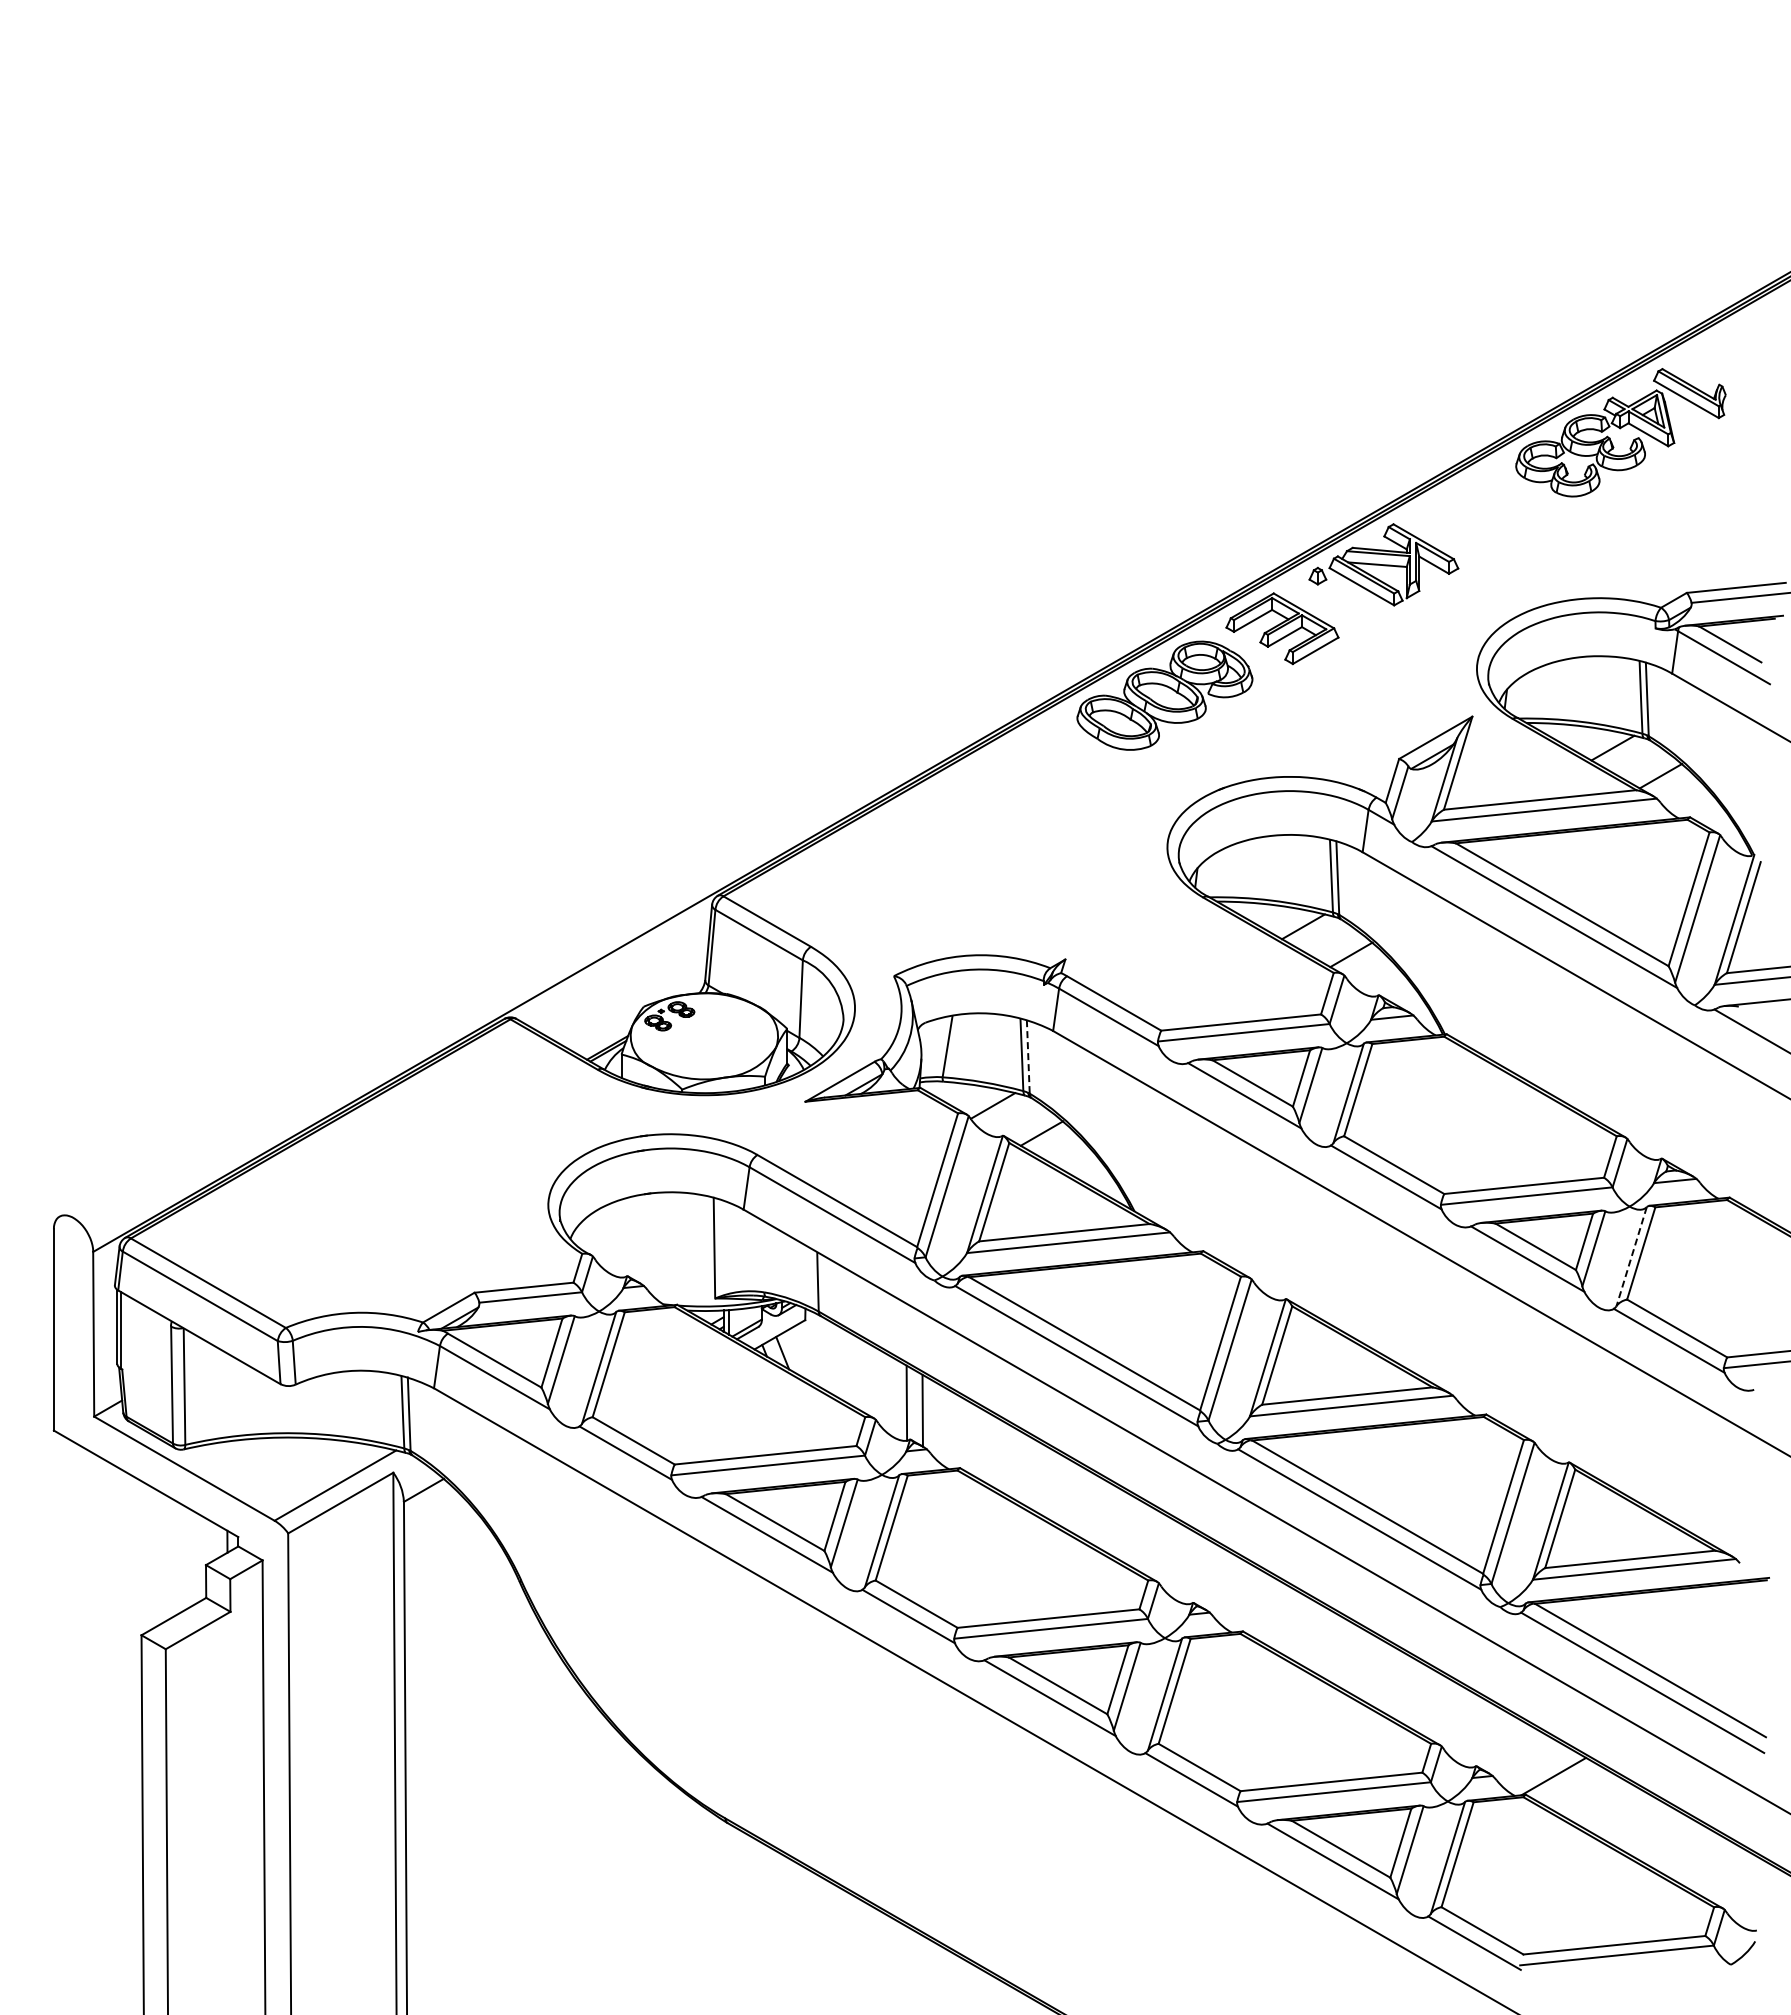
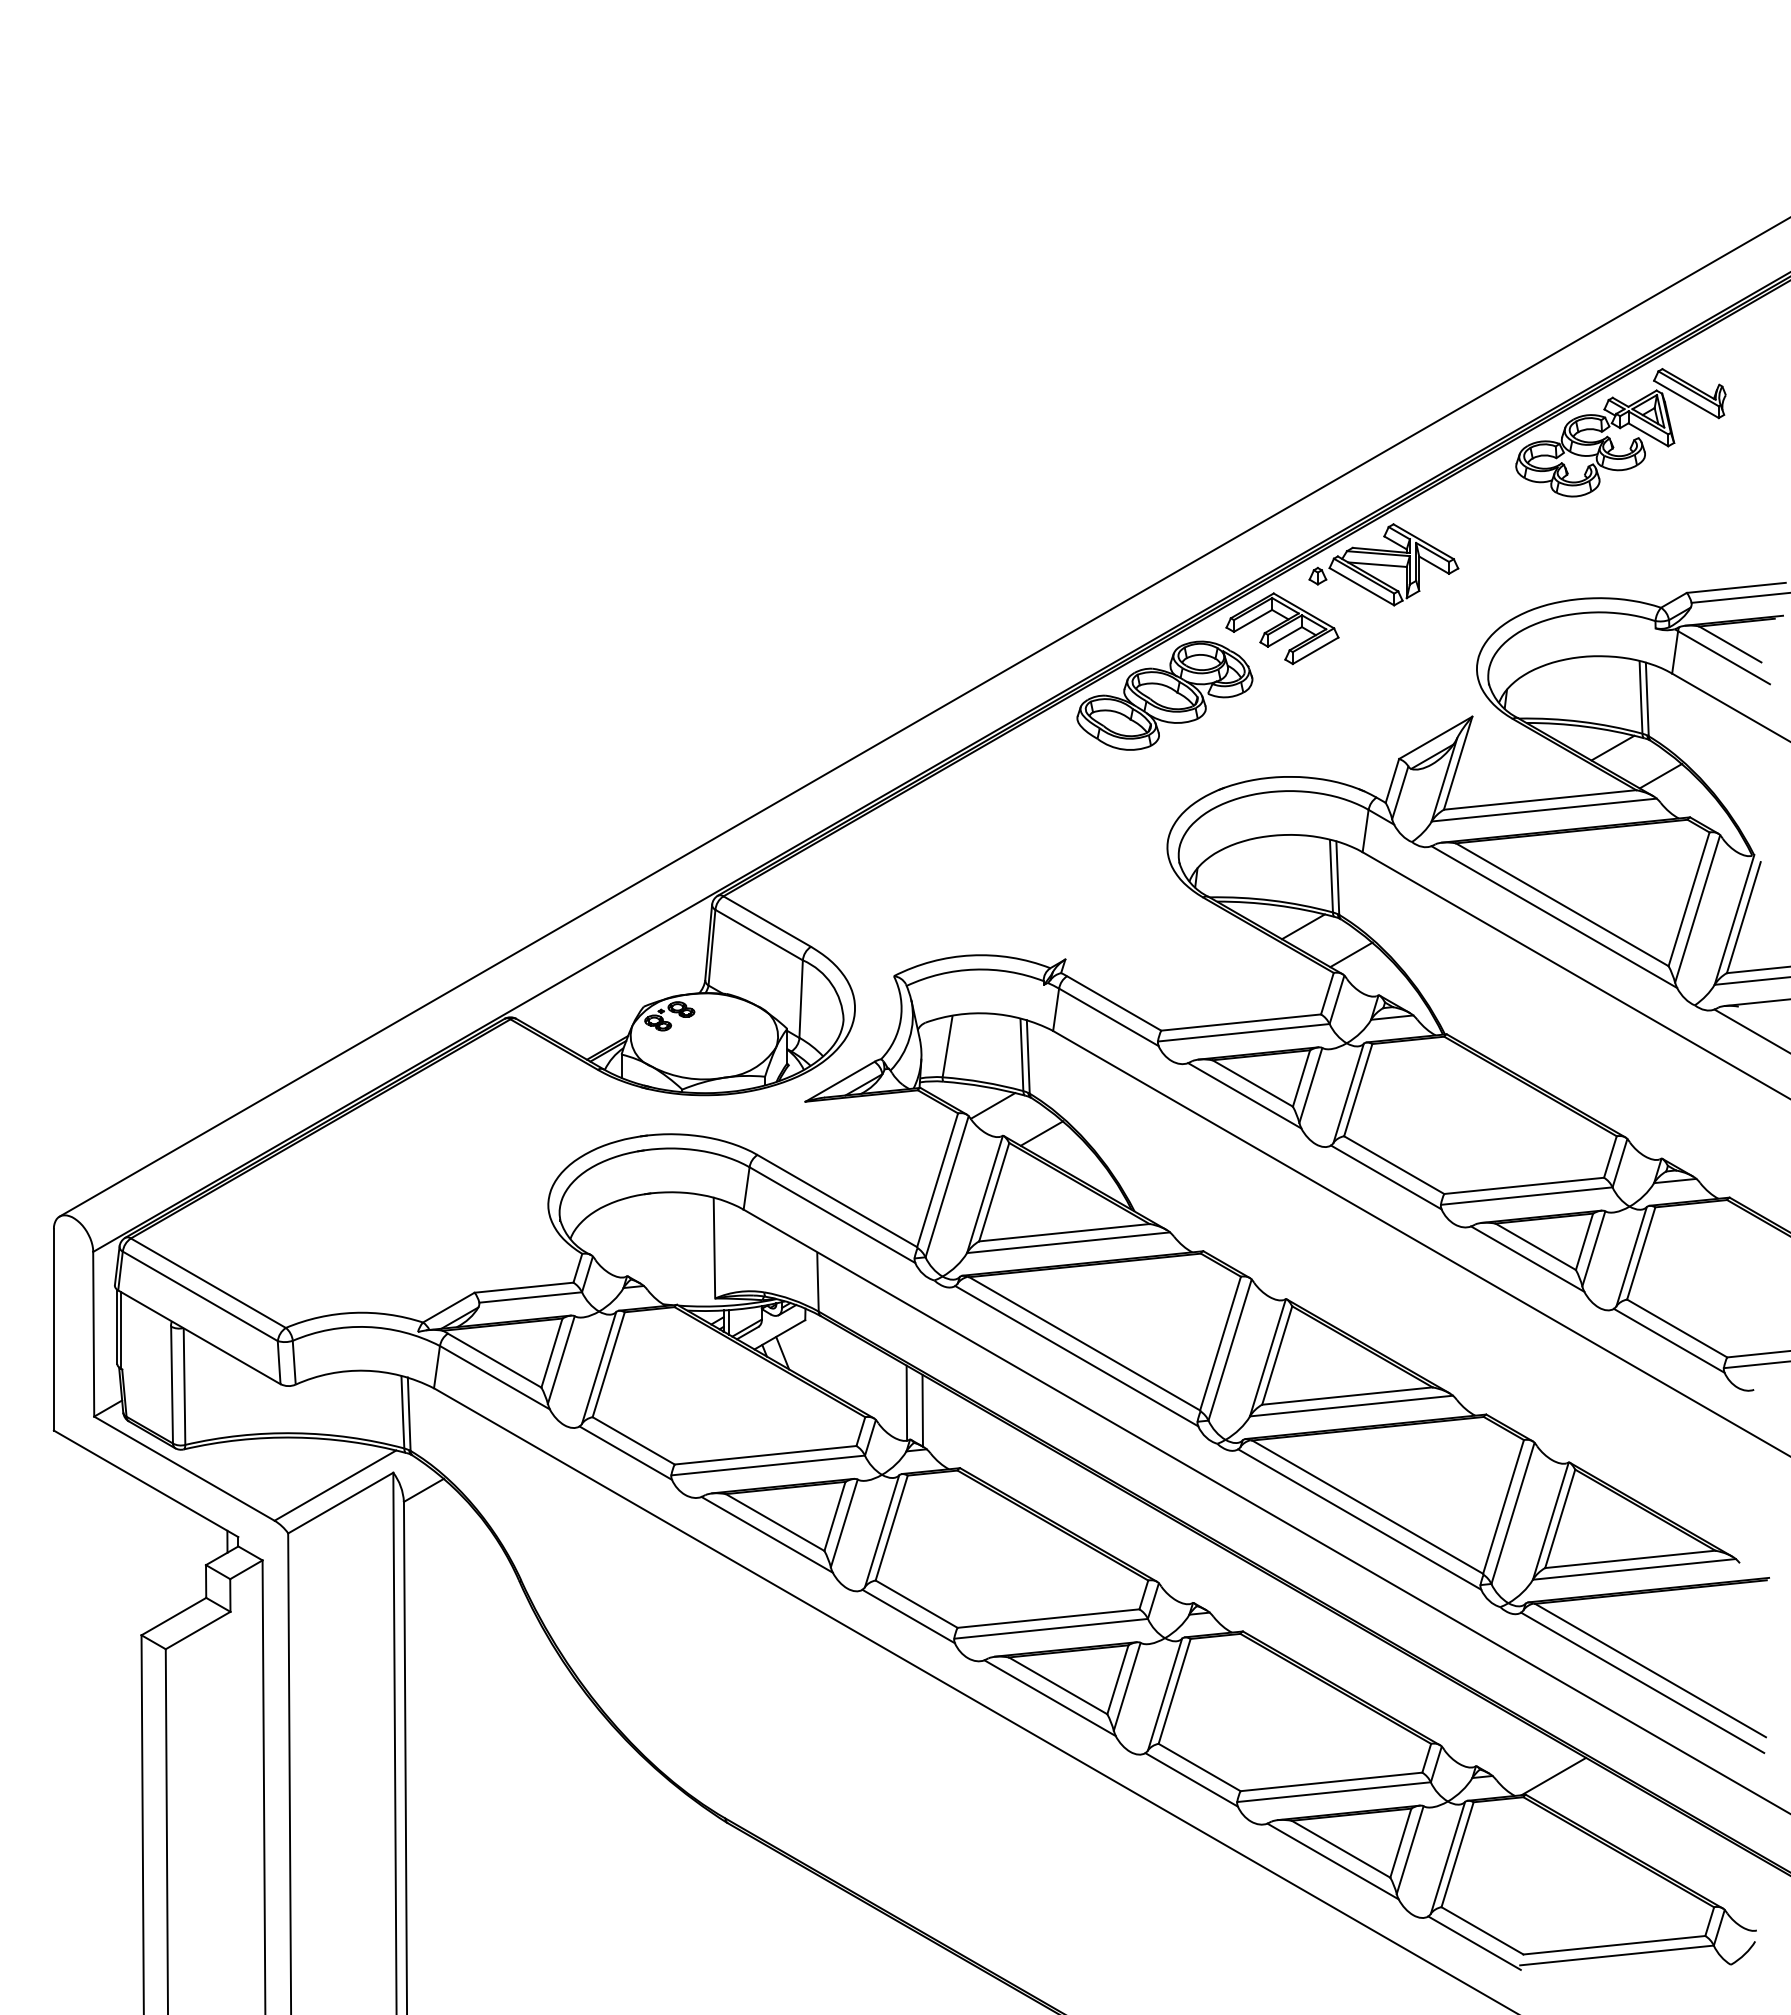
line: none -> present (923, 717)
line: dashed -> solid (1028, 1056)
line: dashed -> solid (1631, 1256)
